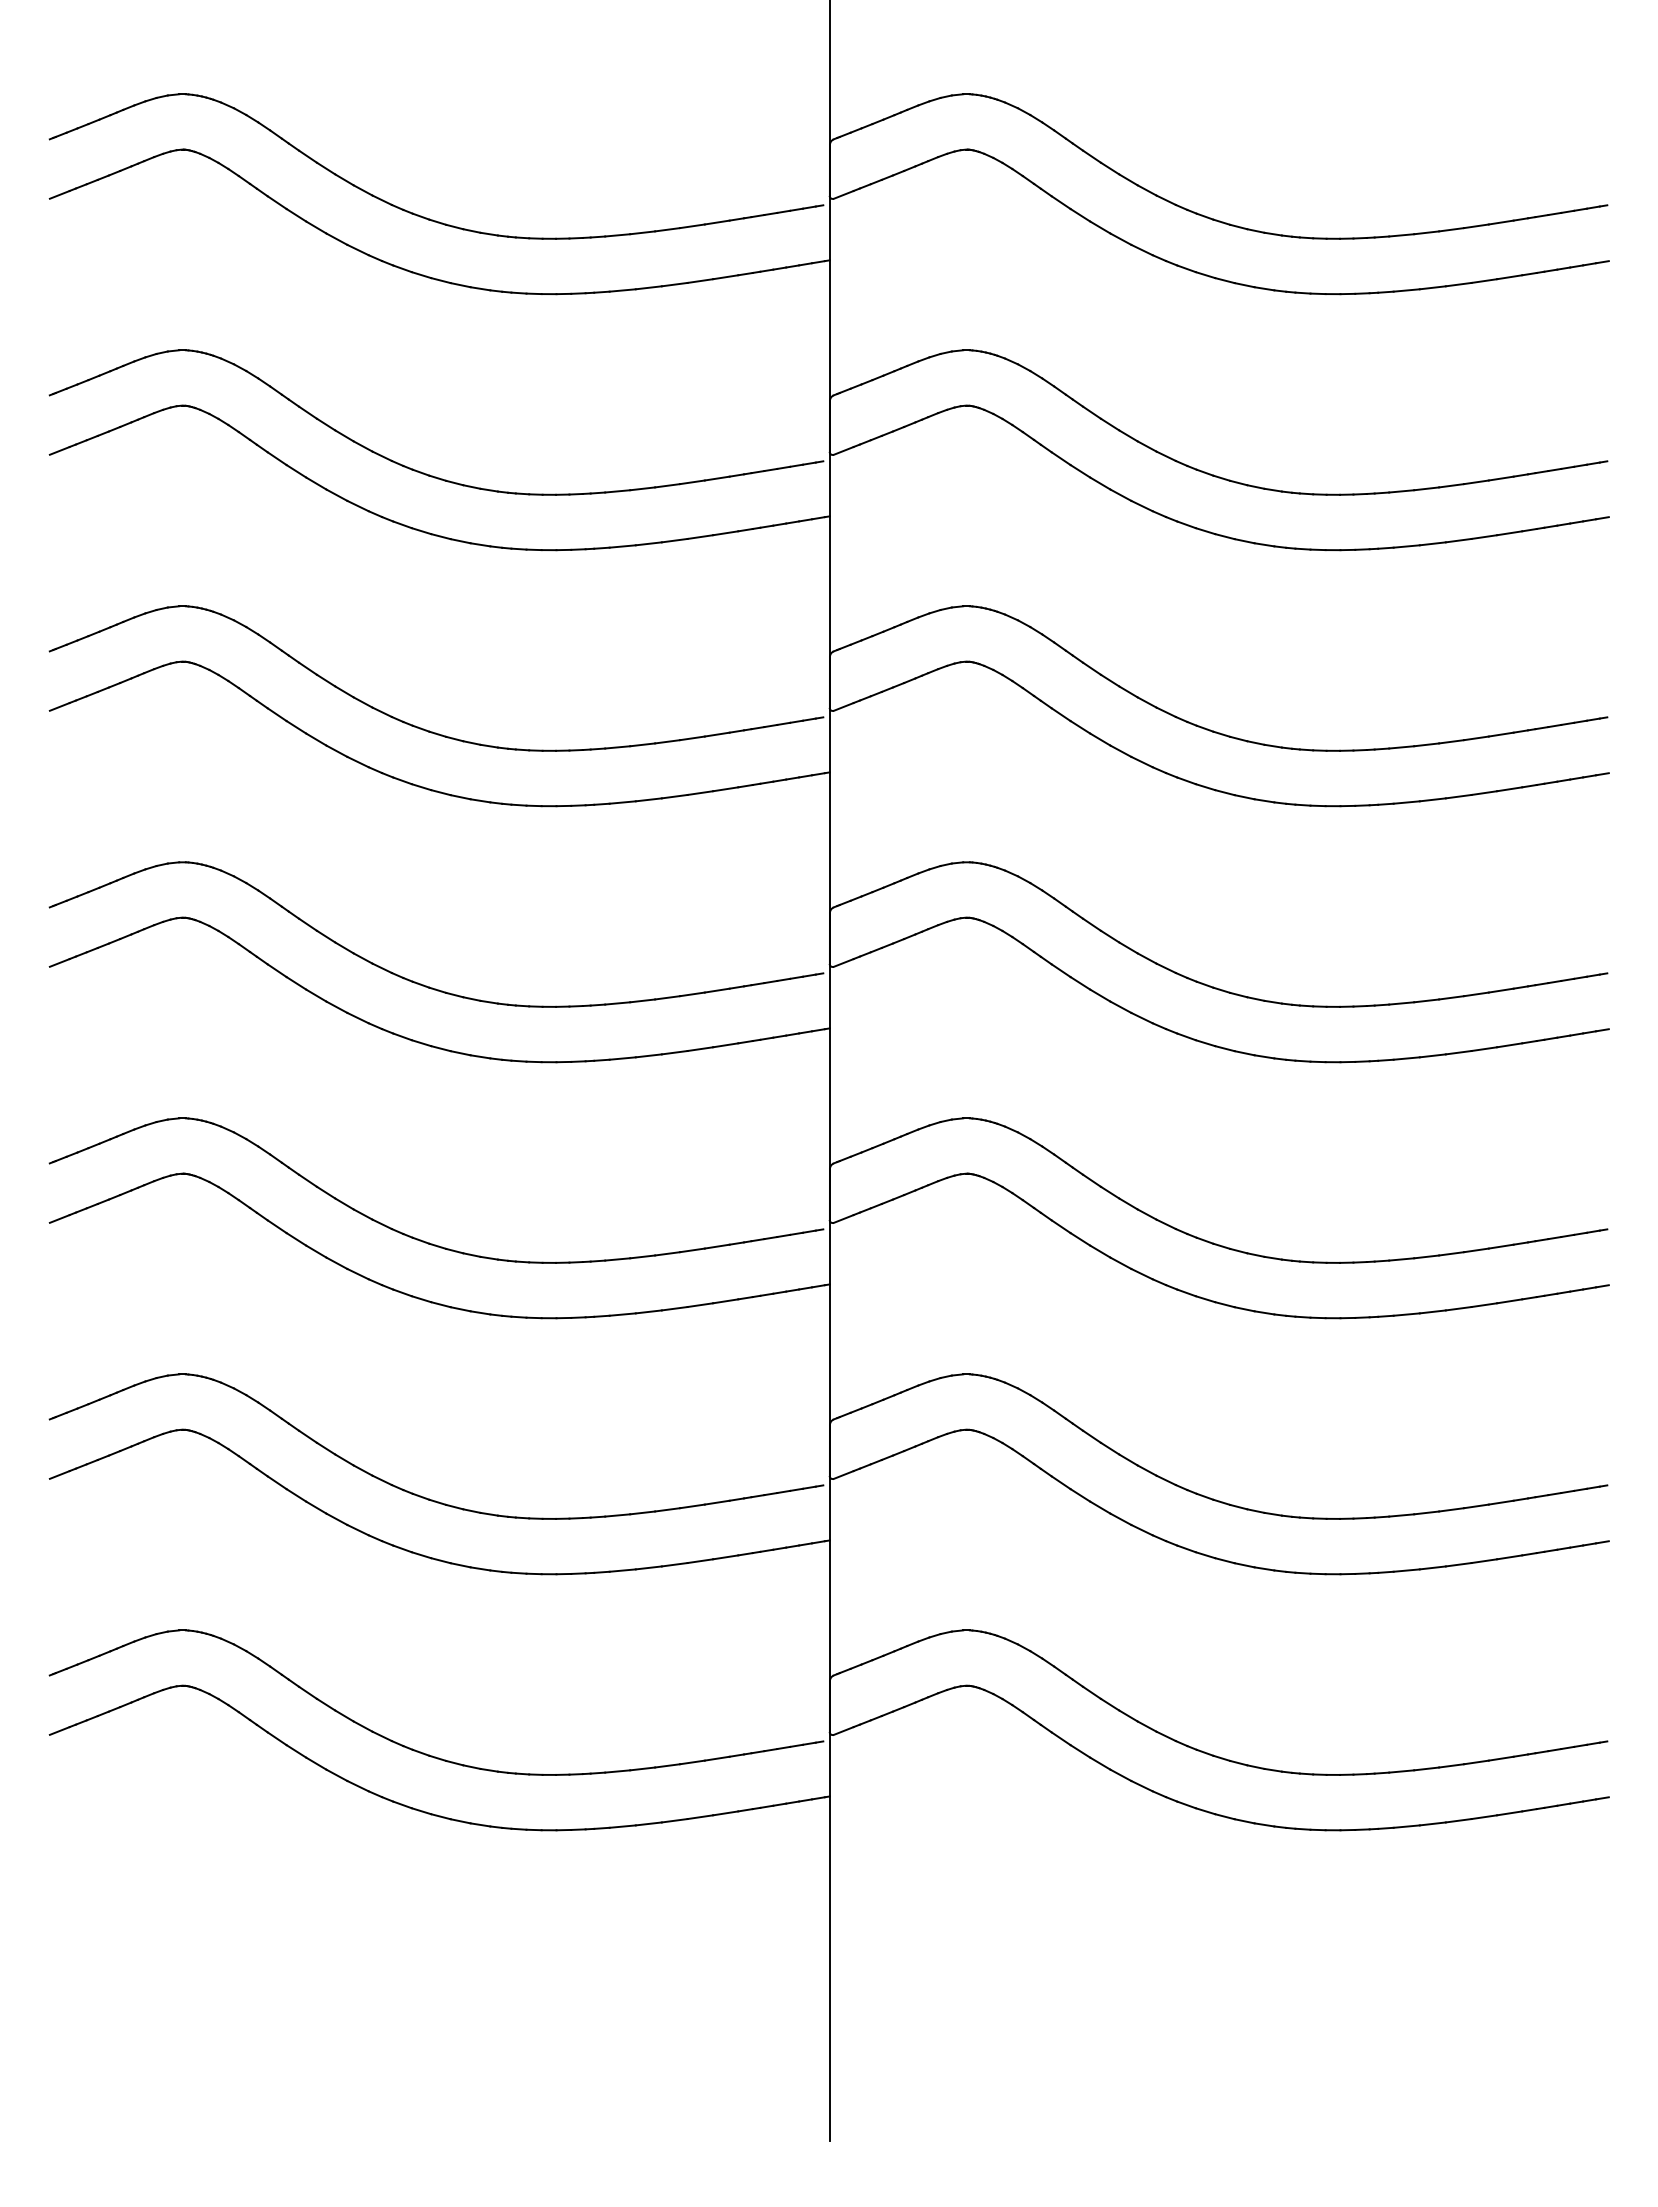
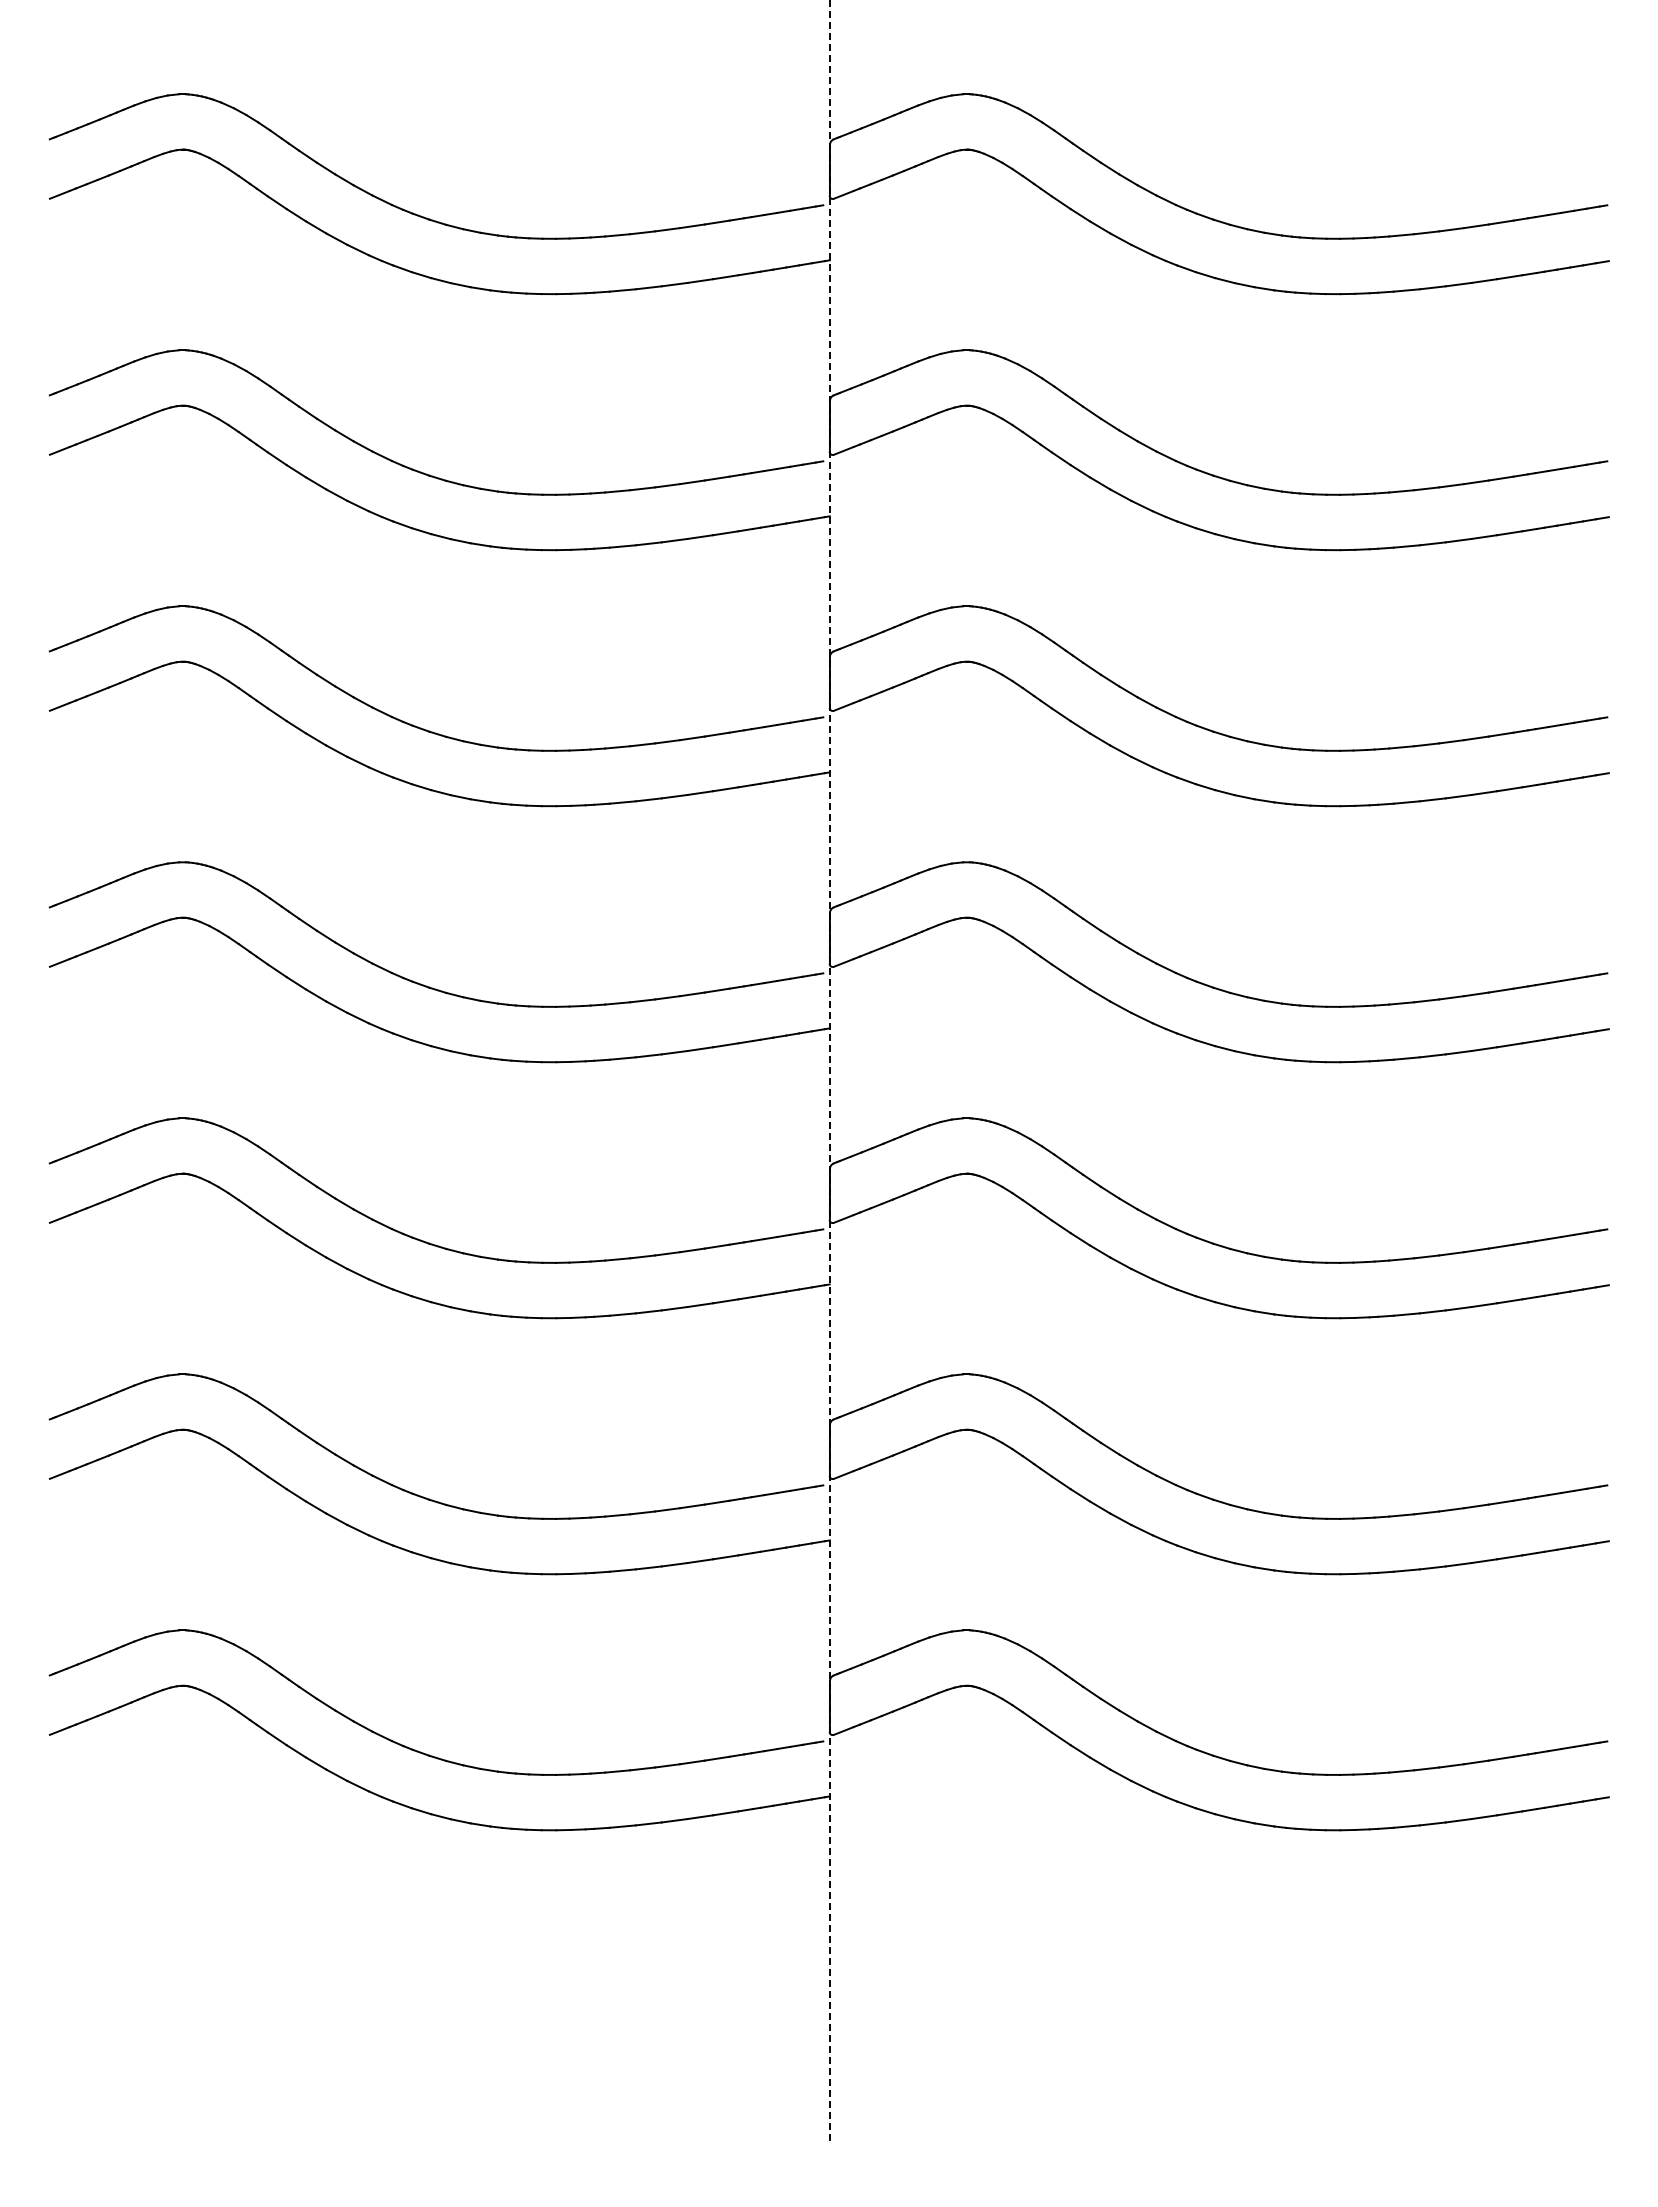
line: solid -> dashed (829, 1069)
